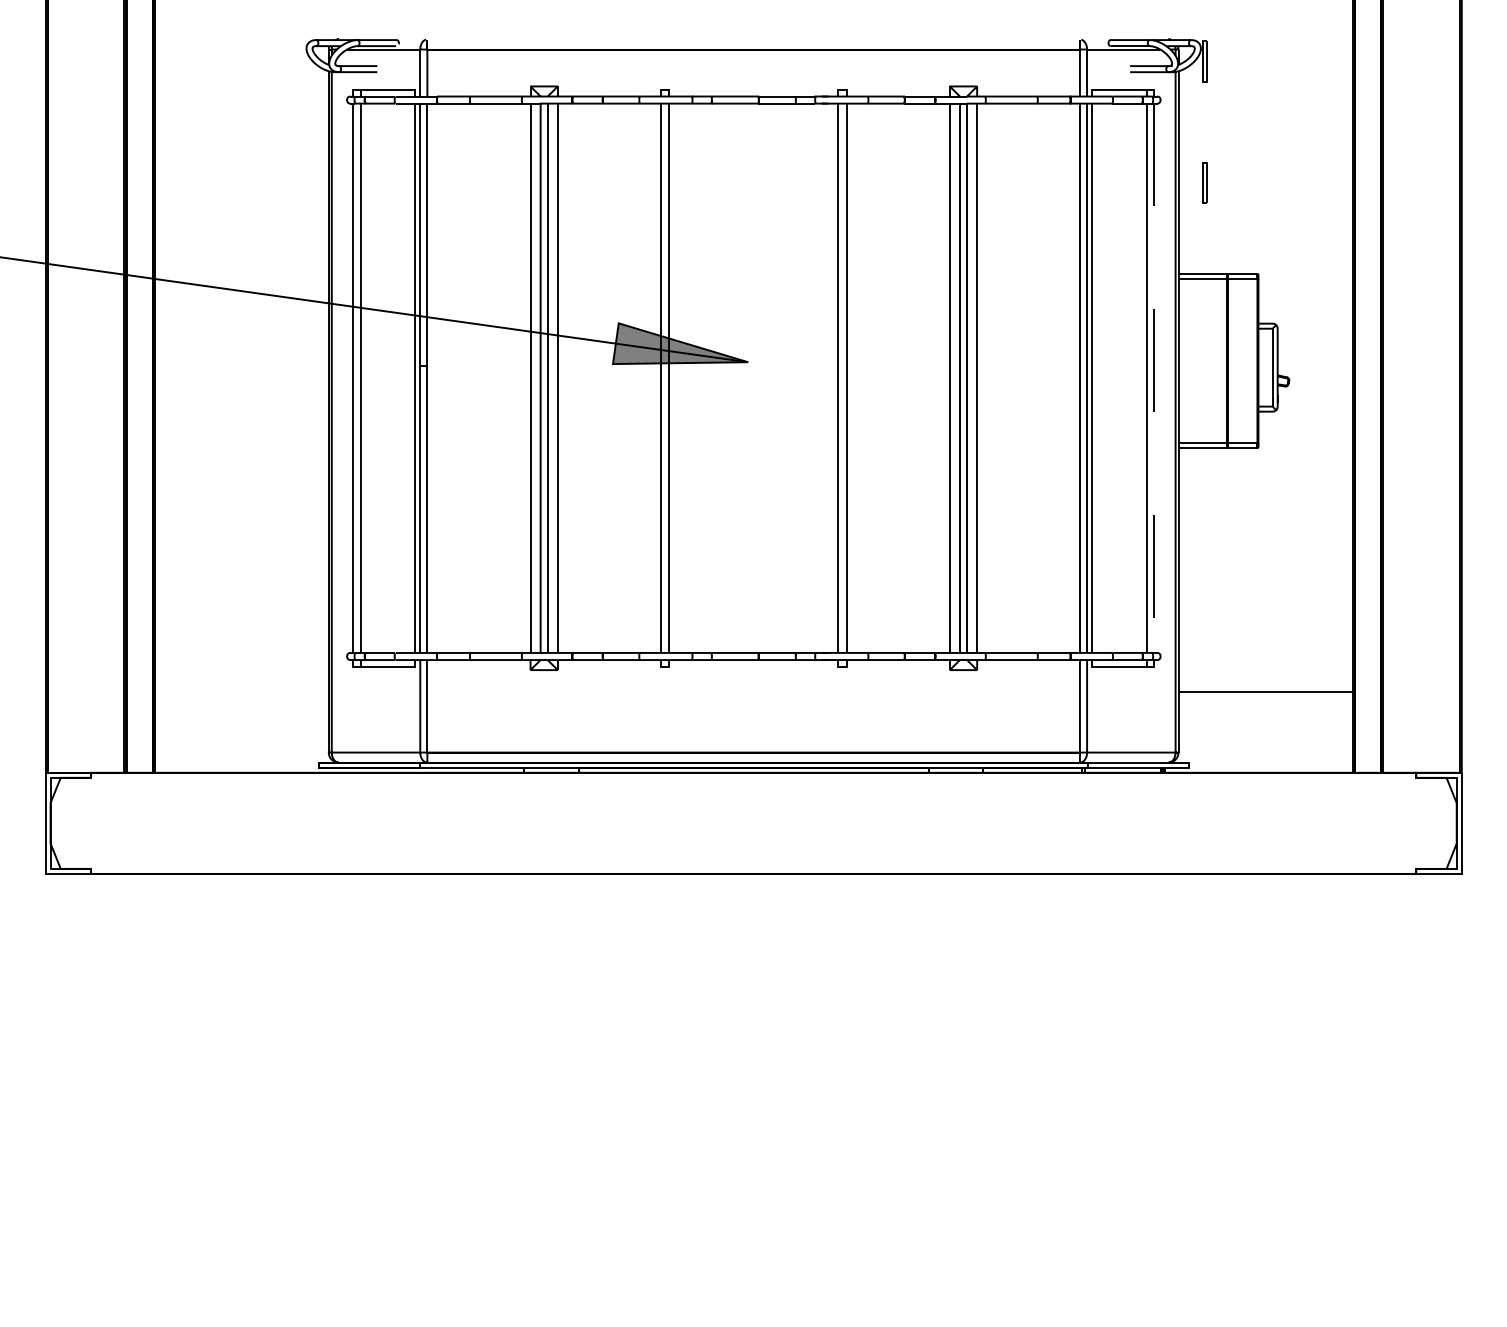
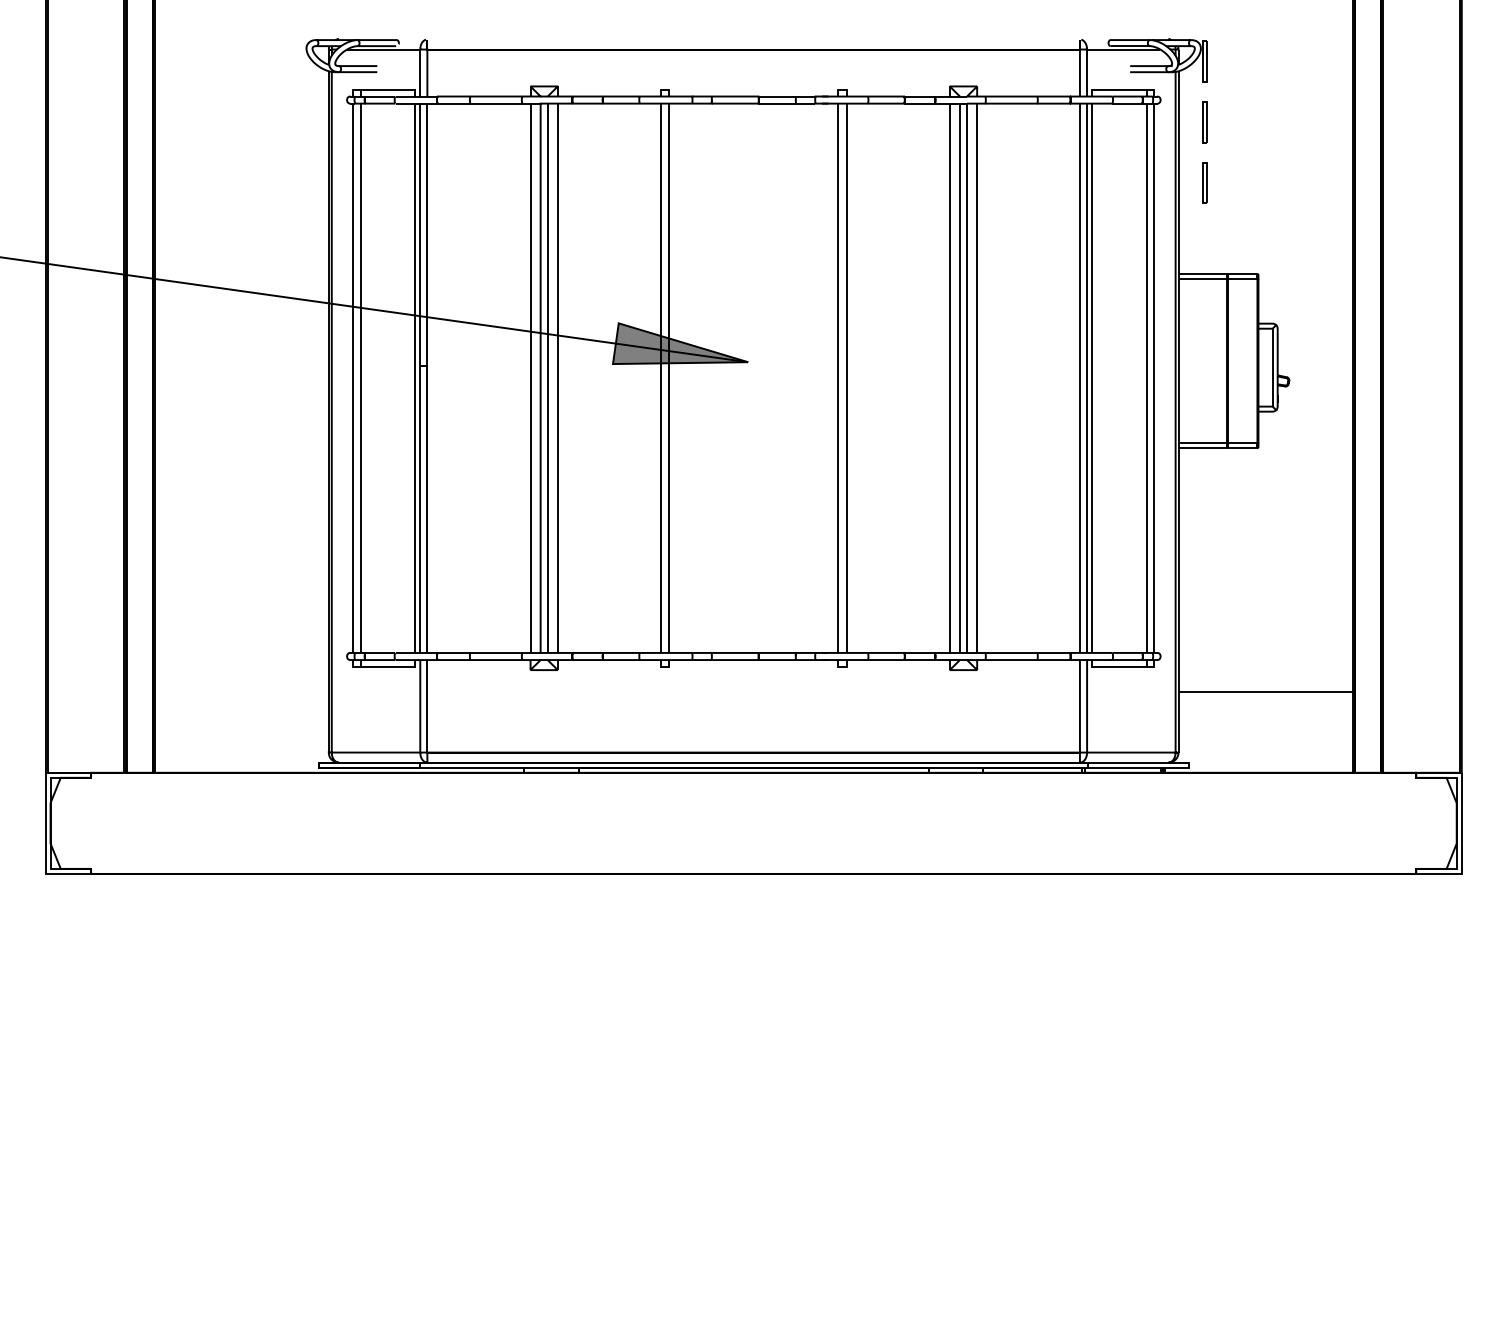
part: none -> present (1204, 122)
line: dashed -> solid (1154, 378)
